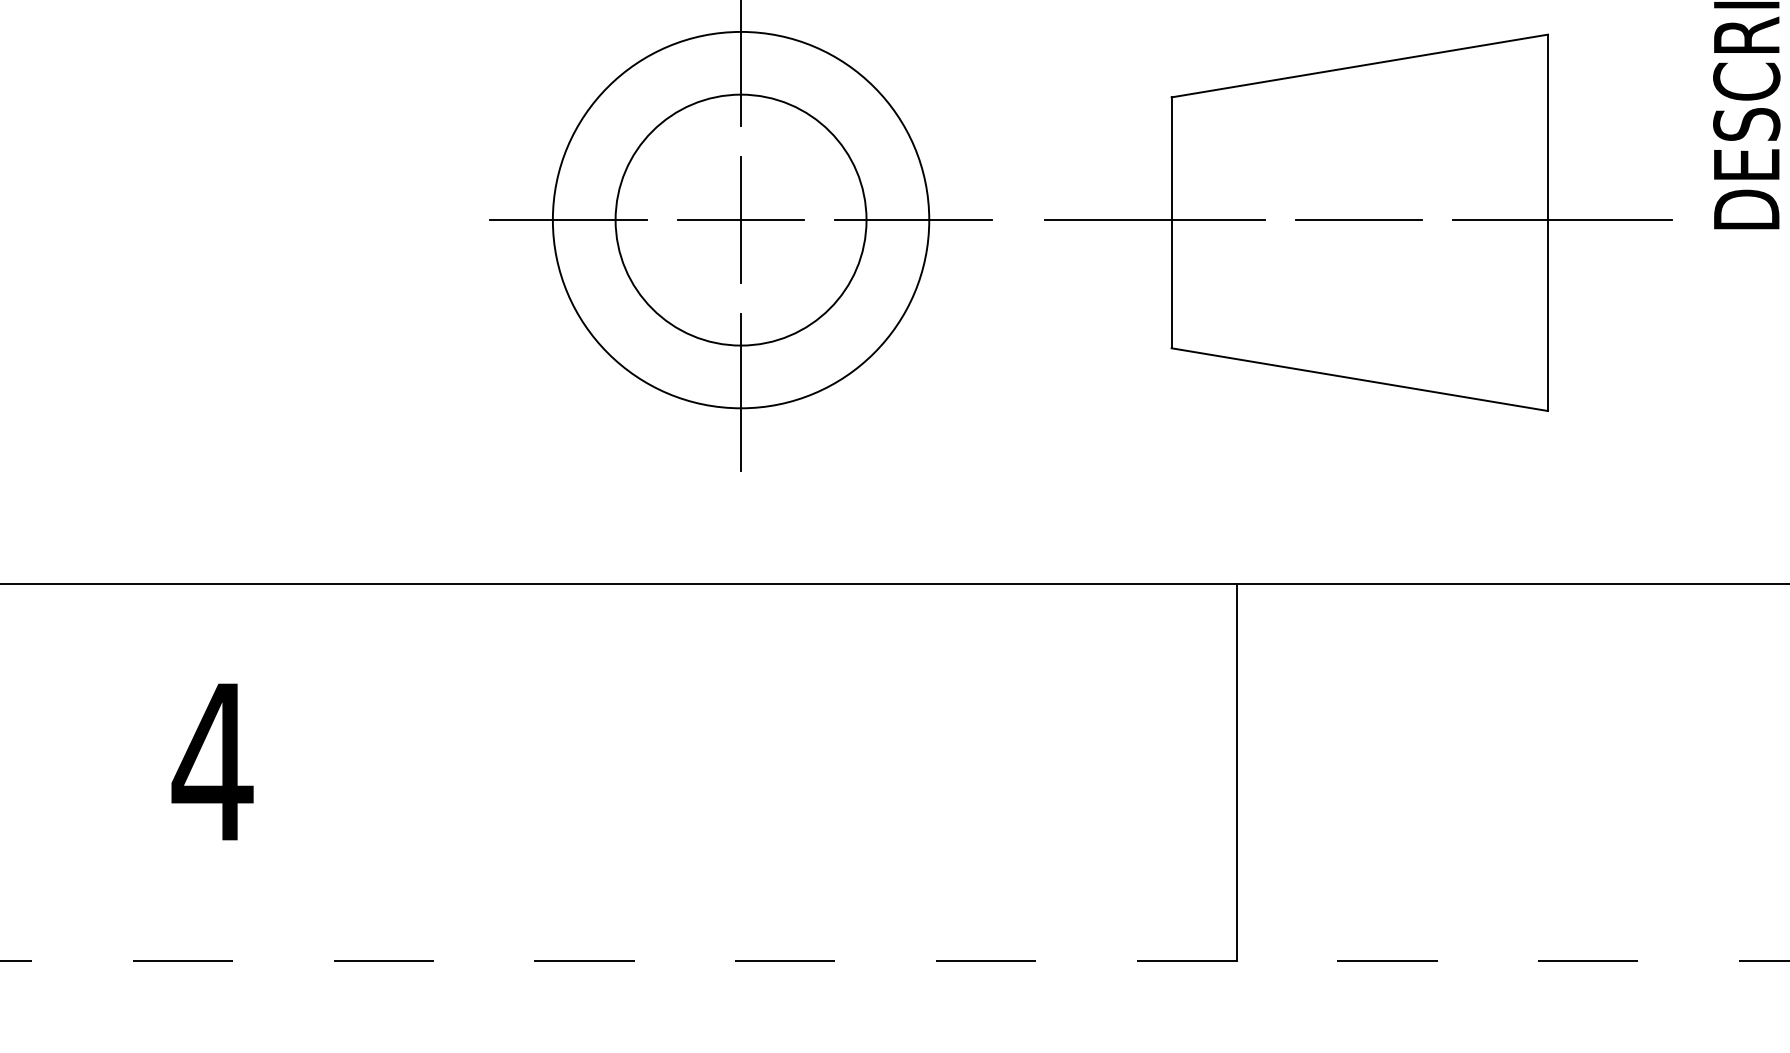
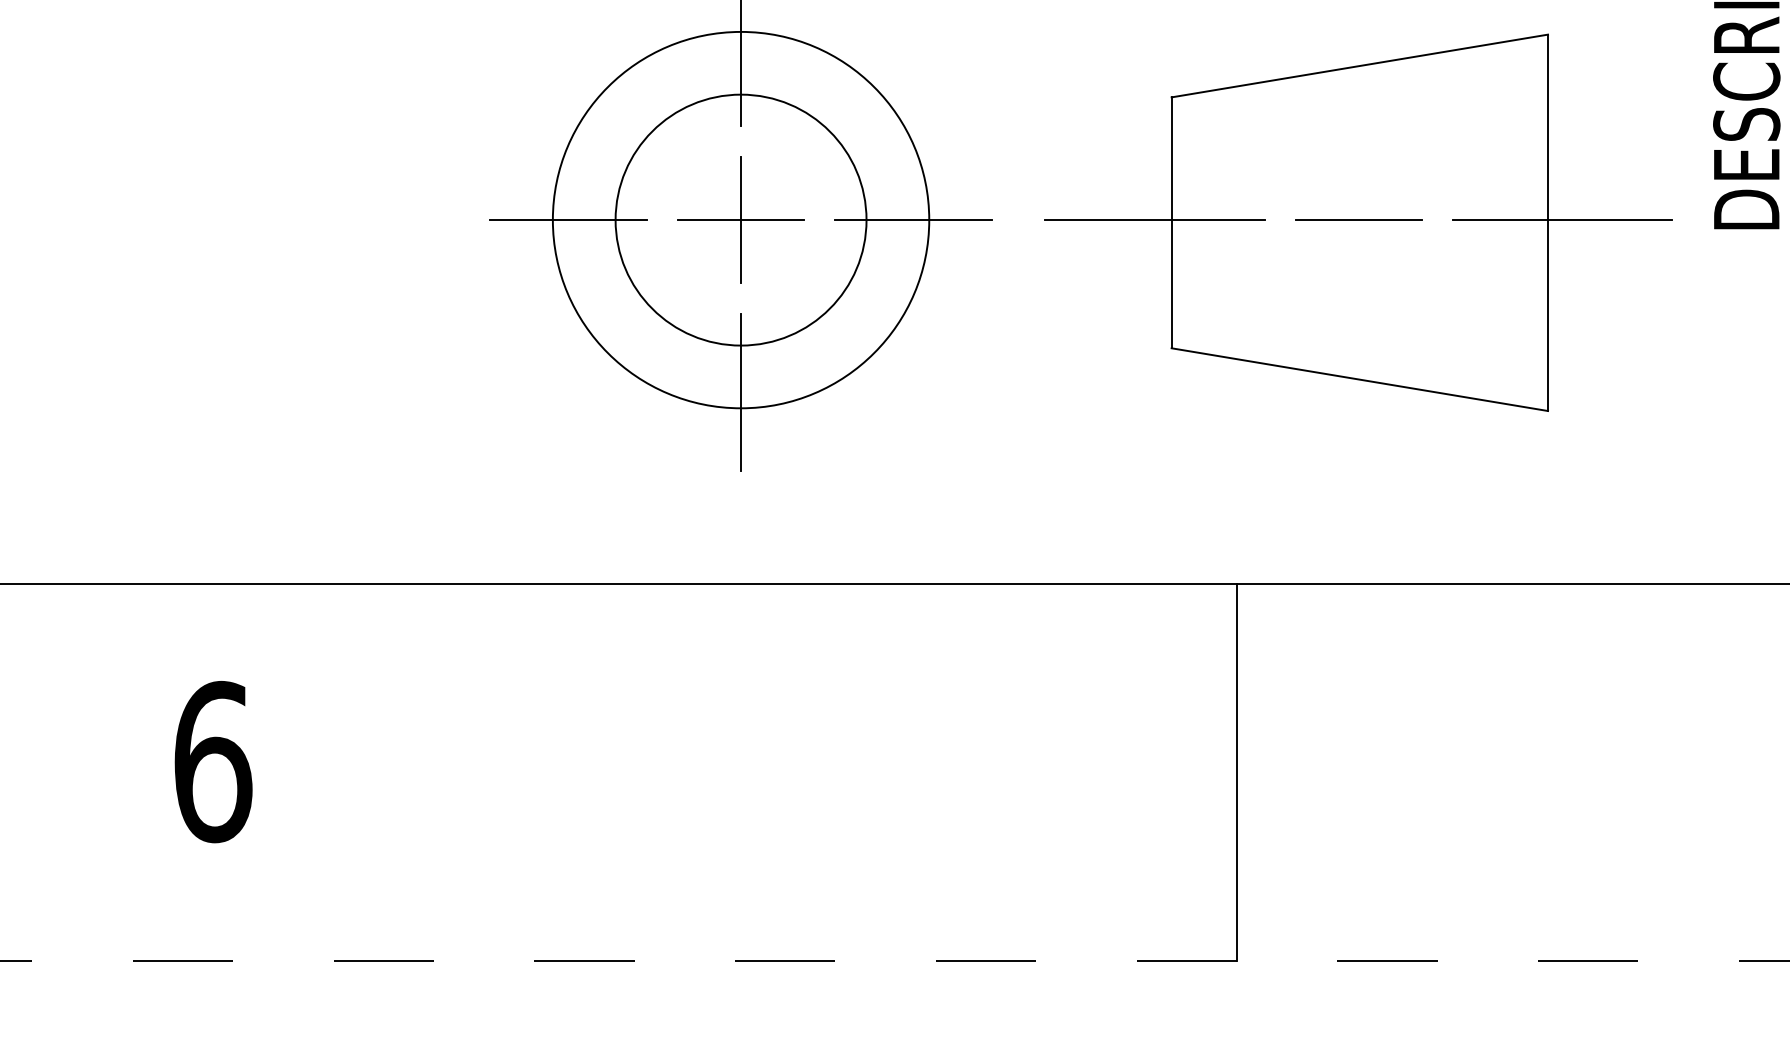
text: 4 -> 6 (212, 761)
